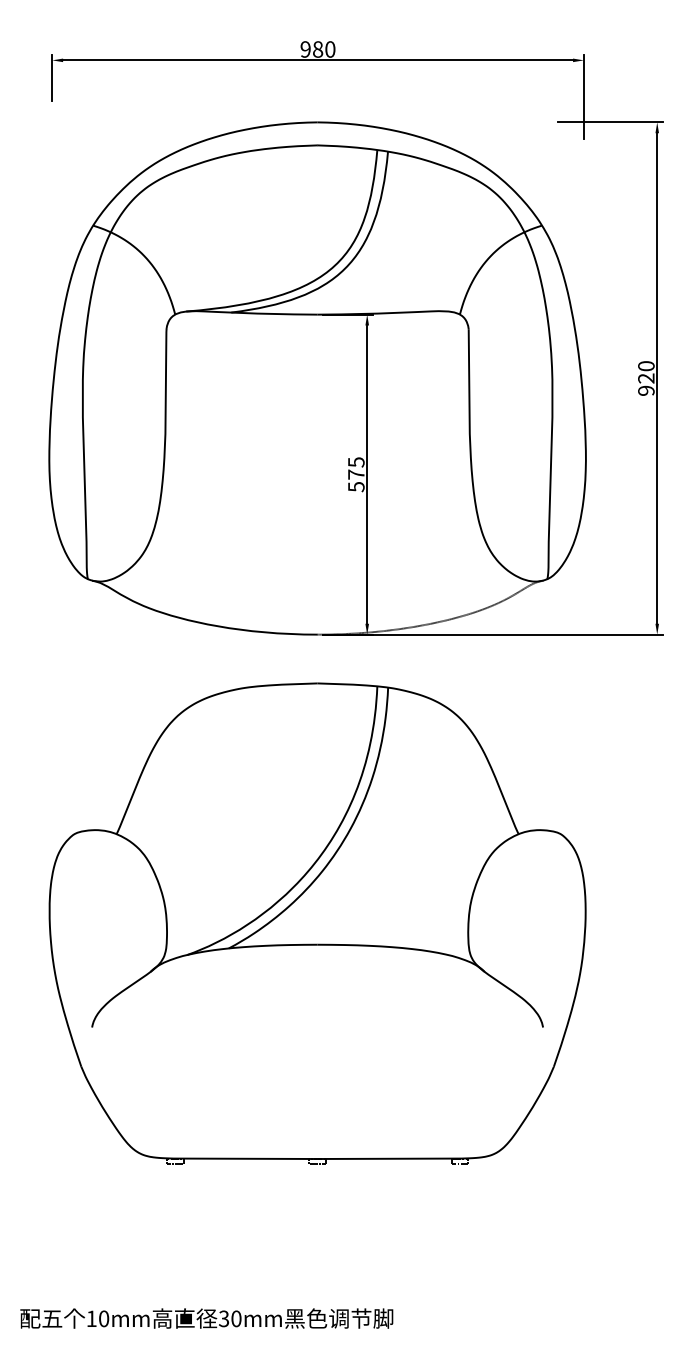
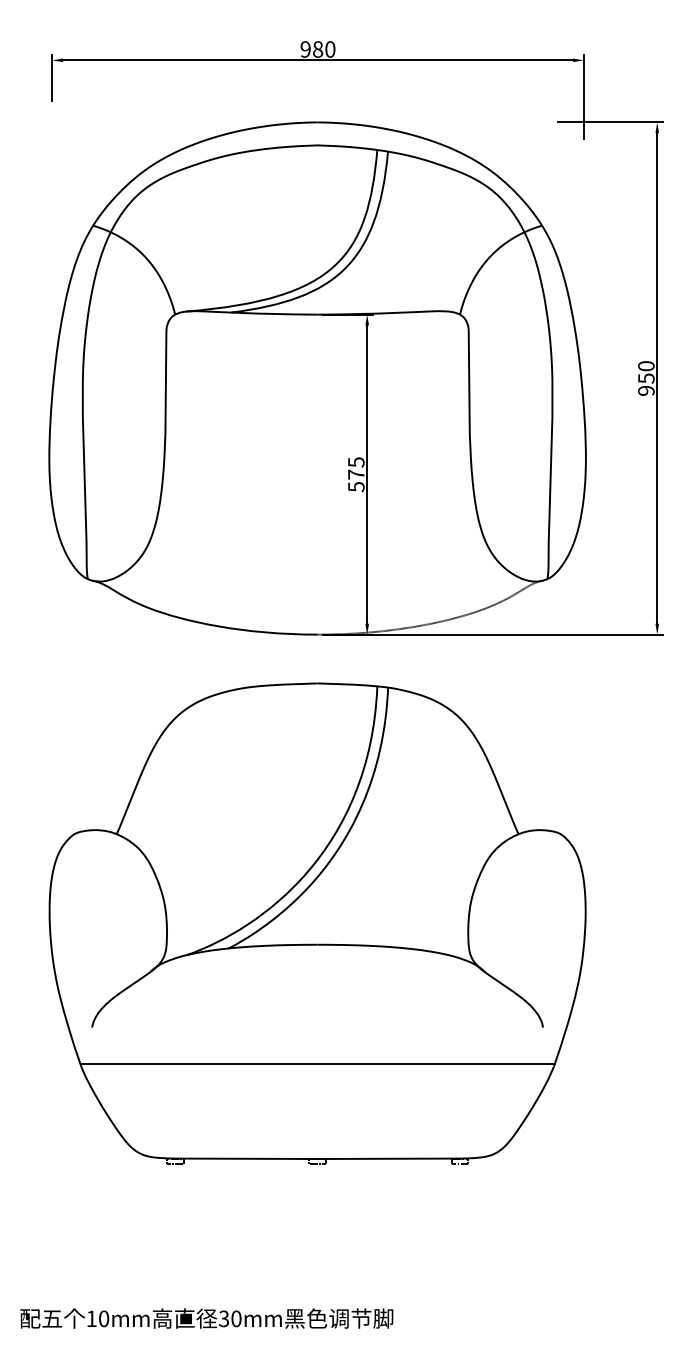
text: 920 -> 950 (646, 378)
line: none -> present (317, 1064)
